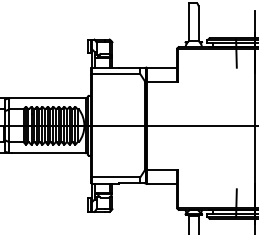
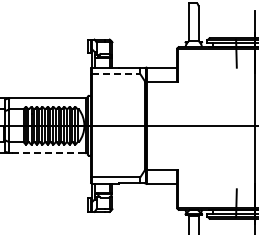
line: solid -> dashed (116, 74)
line: solid -> dashed (49, 153)
